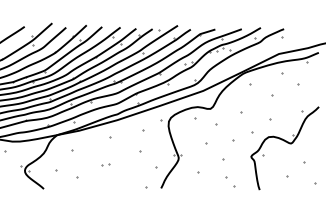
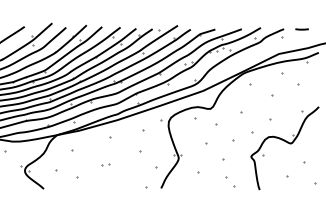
line: none -> present (301, 29)
